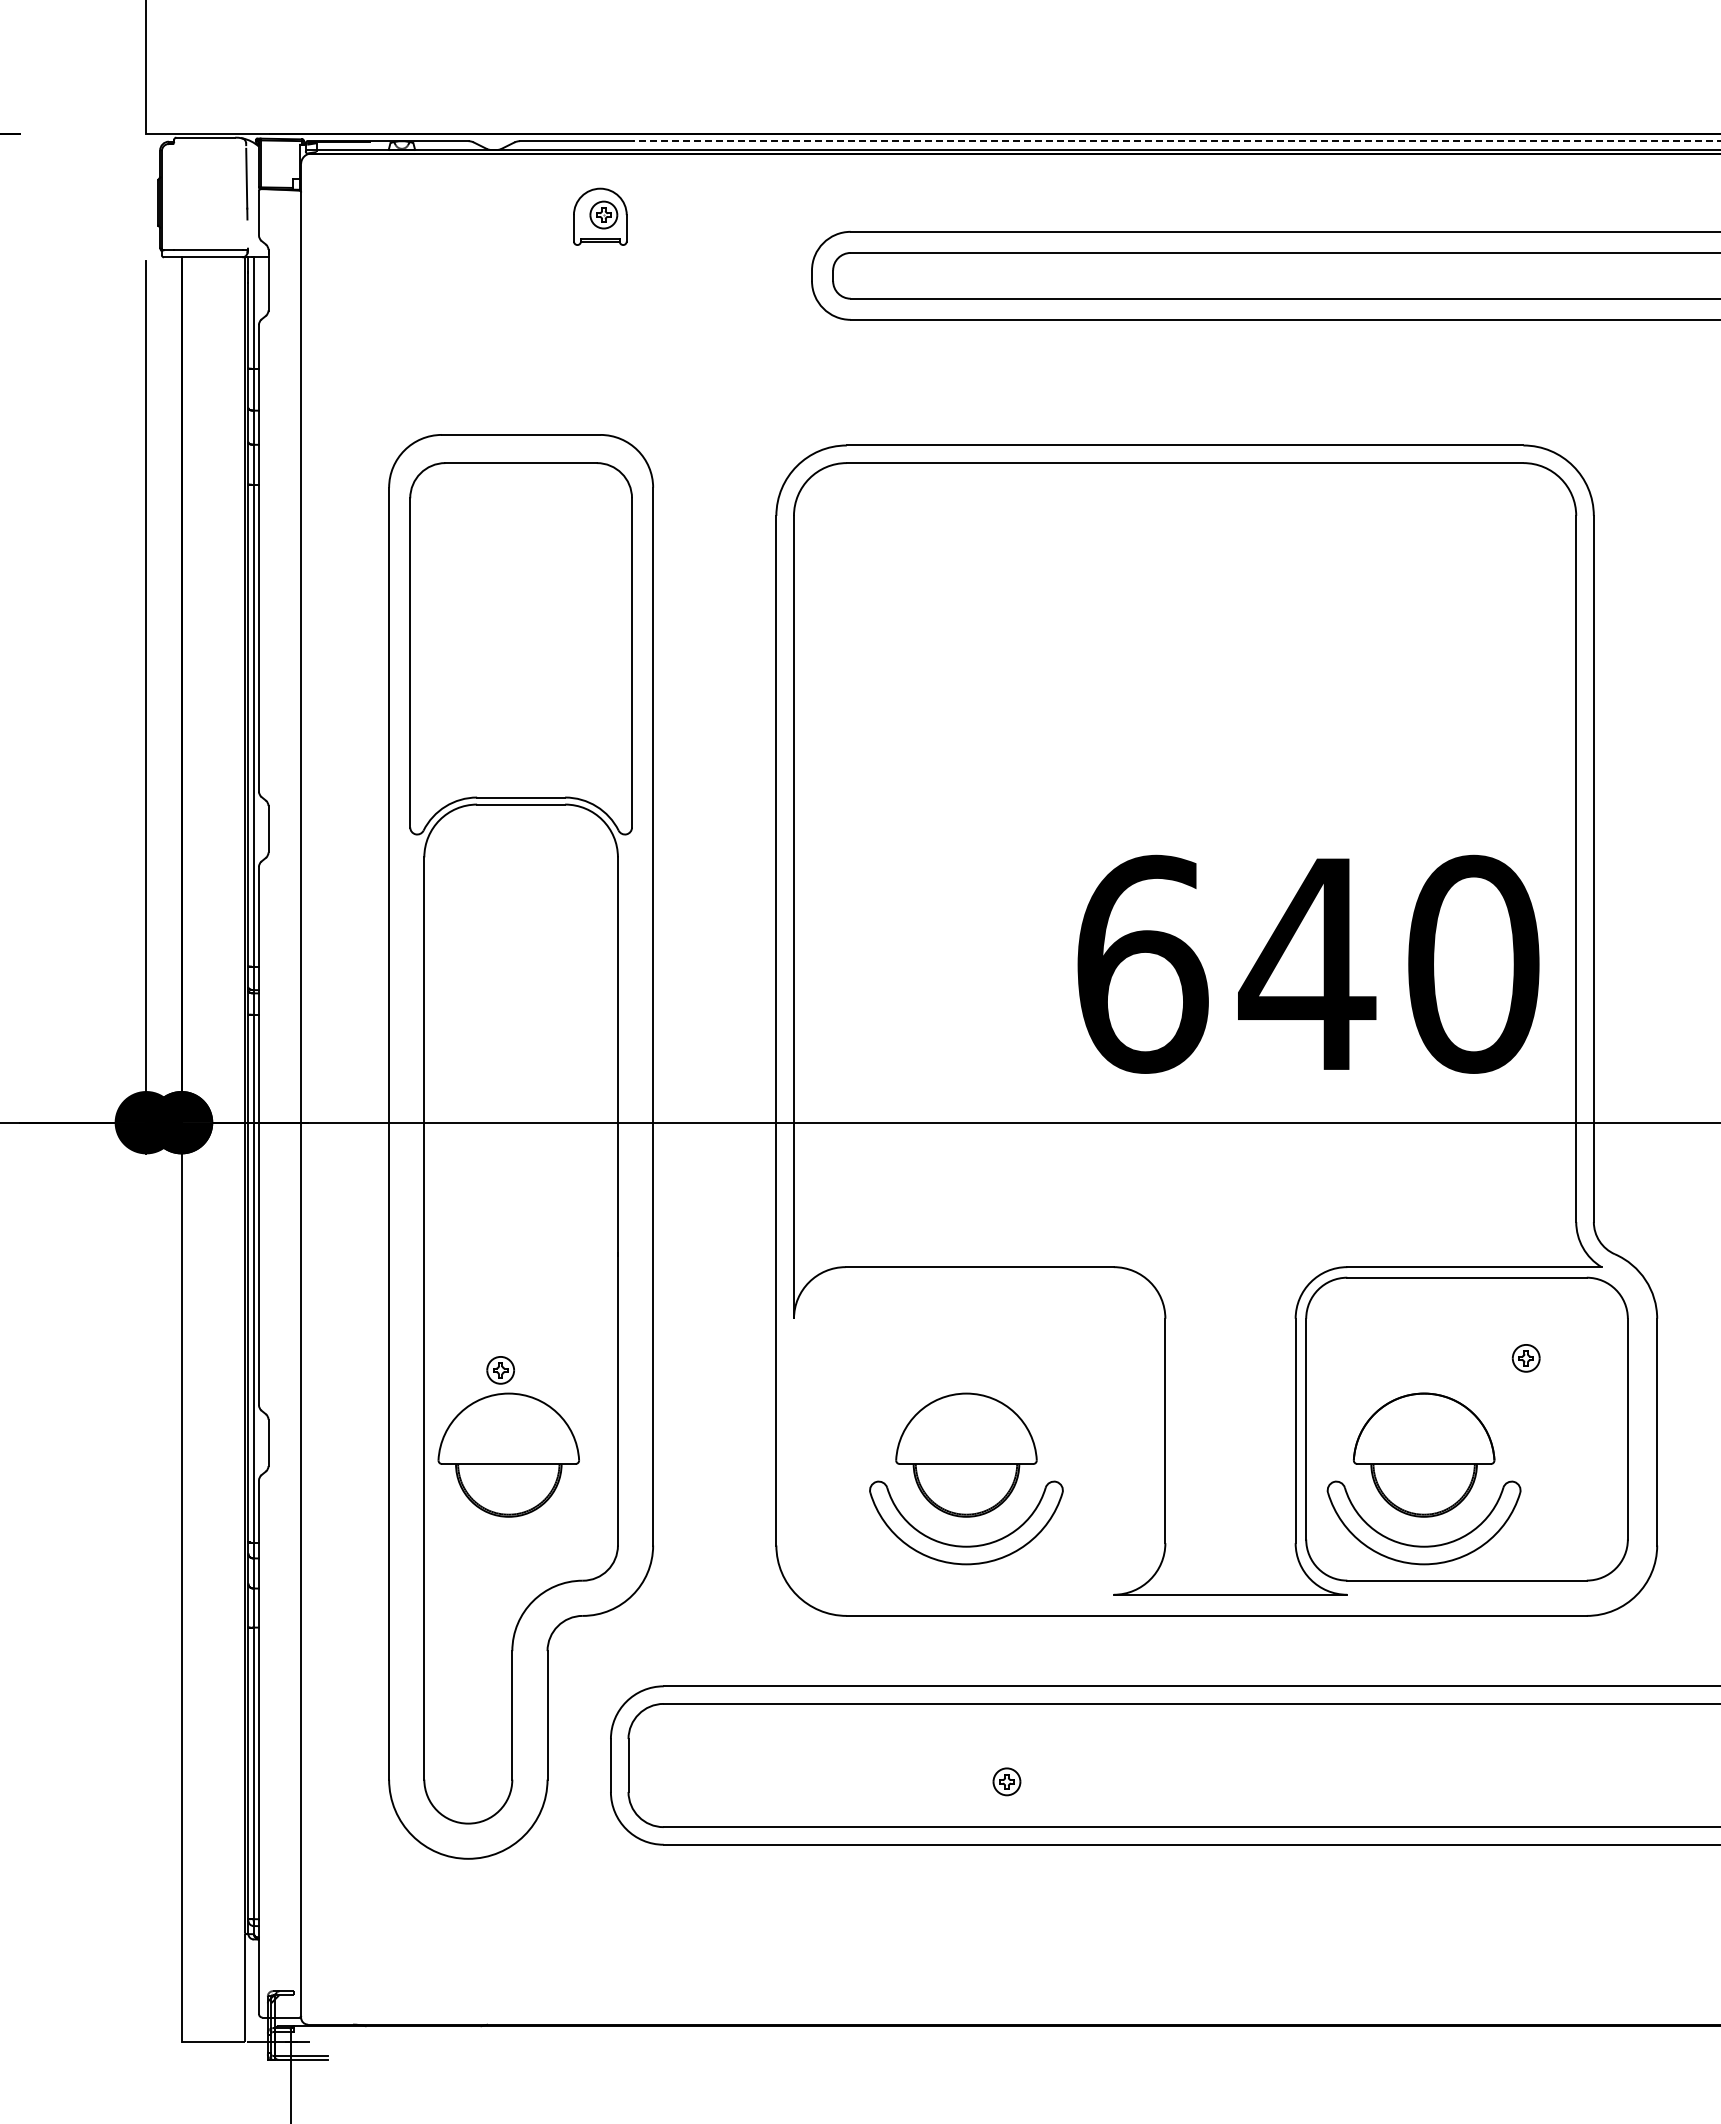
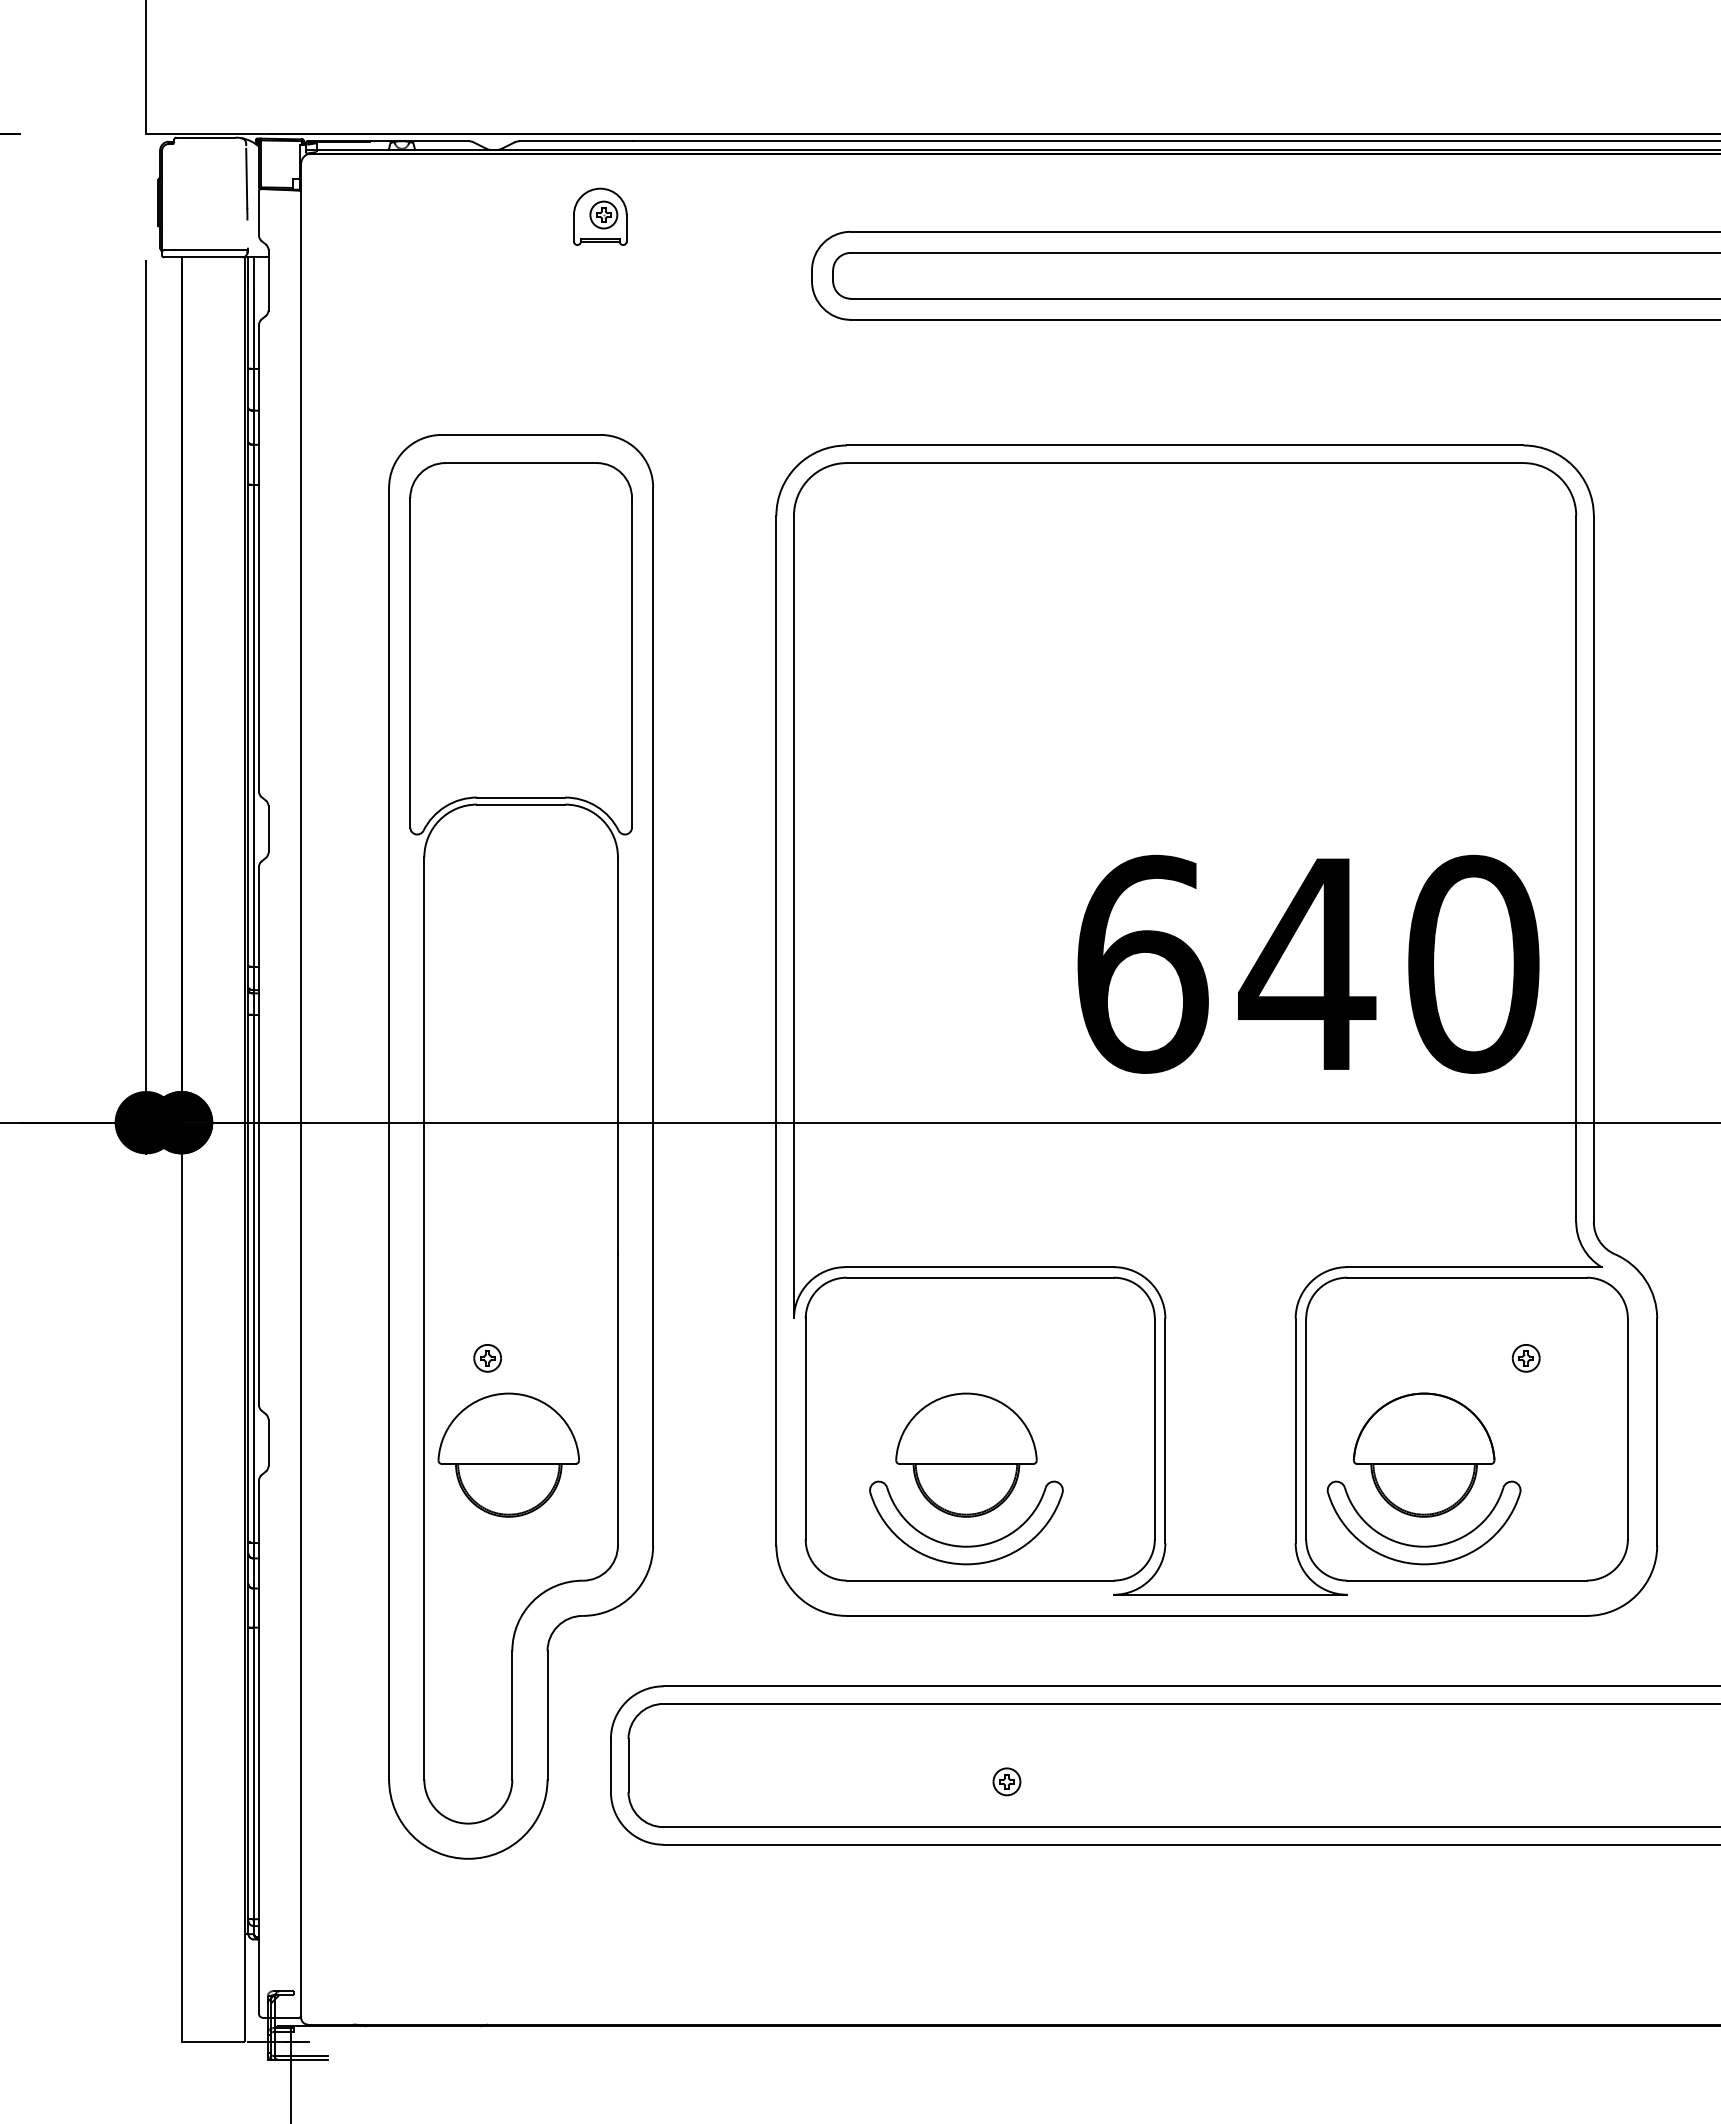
line: dashed -> solid (1176, 141)
part position: (500, 1370) -> (487, 1358) (487, 1358)
part: none -> present (979, 1428)
